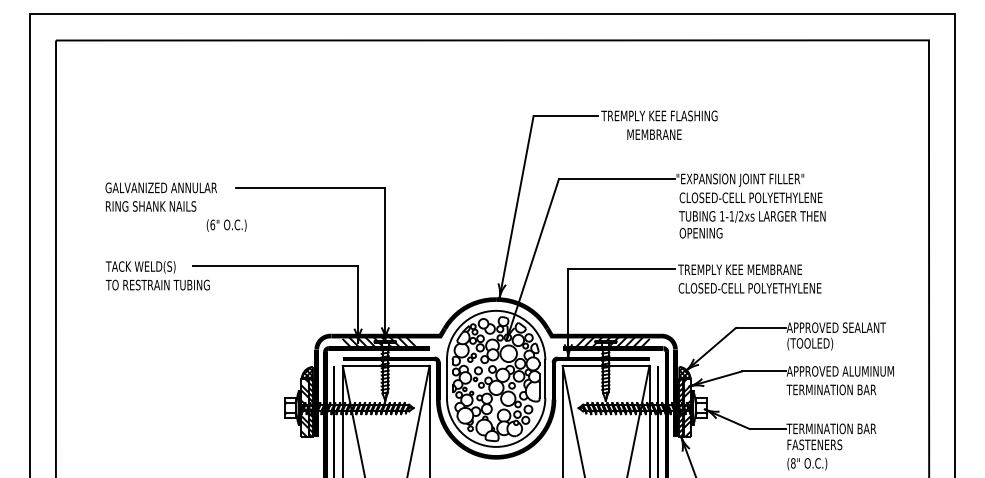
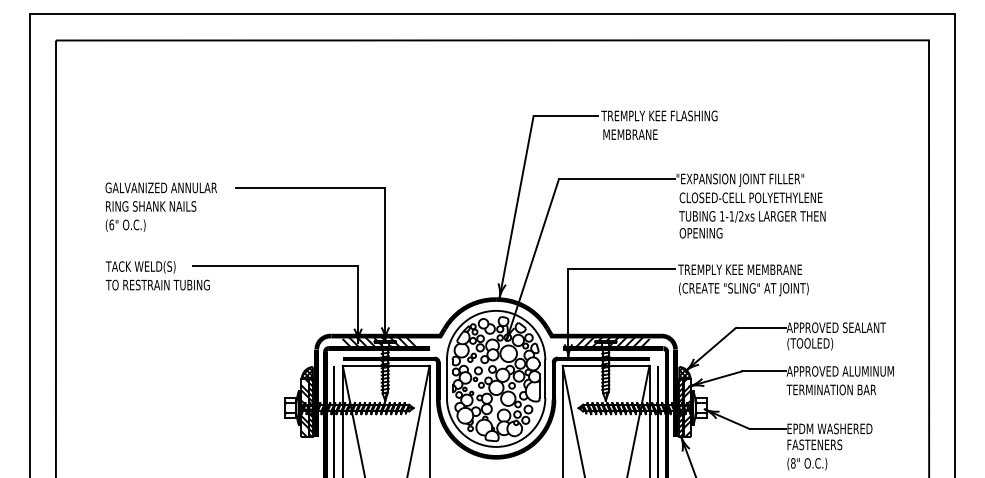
text position: (654, 134) -> (630, 134) (630, 134)
text position: (226, 225) -> (125, 225) (125, 225)
text: CLOSED-CELL POLYETHYLENE -> (CREATE "SLING" AT JOINT) (749, 289)
text: TERMINATION BAR -> EPDM WASHERED (831, 428)
